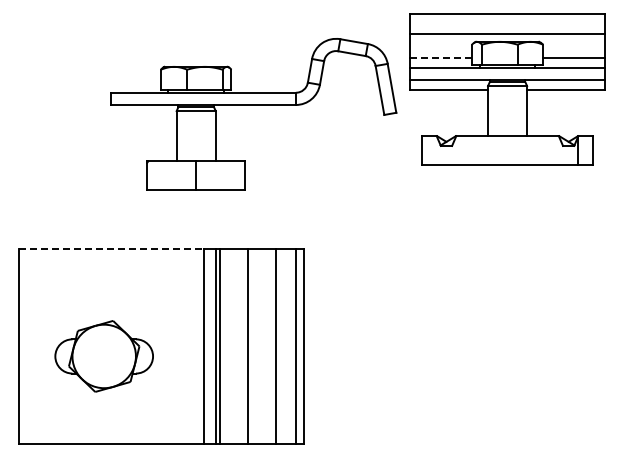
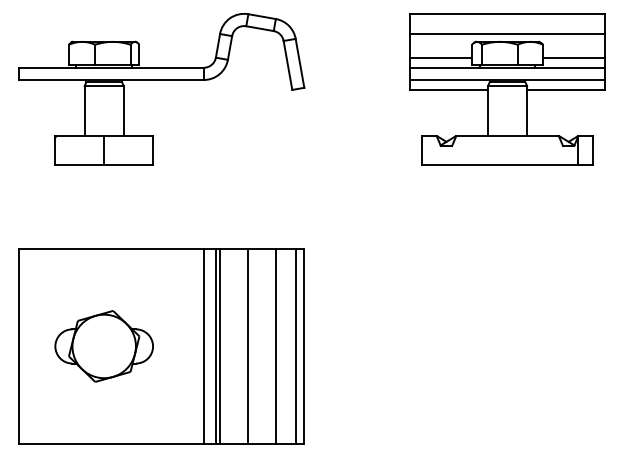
line: dashed -> solid (441, 57)
part position: (253, 105) -> (161, 80) (161, 80)
line: dashed -> solid (111, 248)
part position: (103, 356) -> (103, 346) (103, 346)
